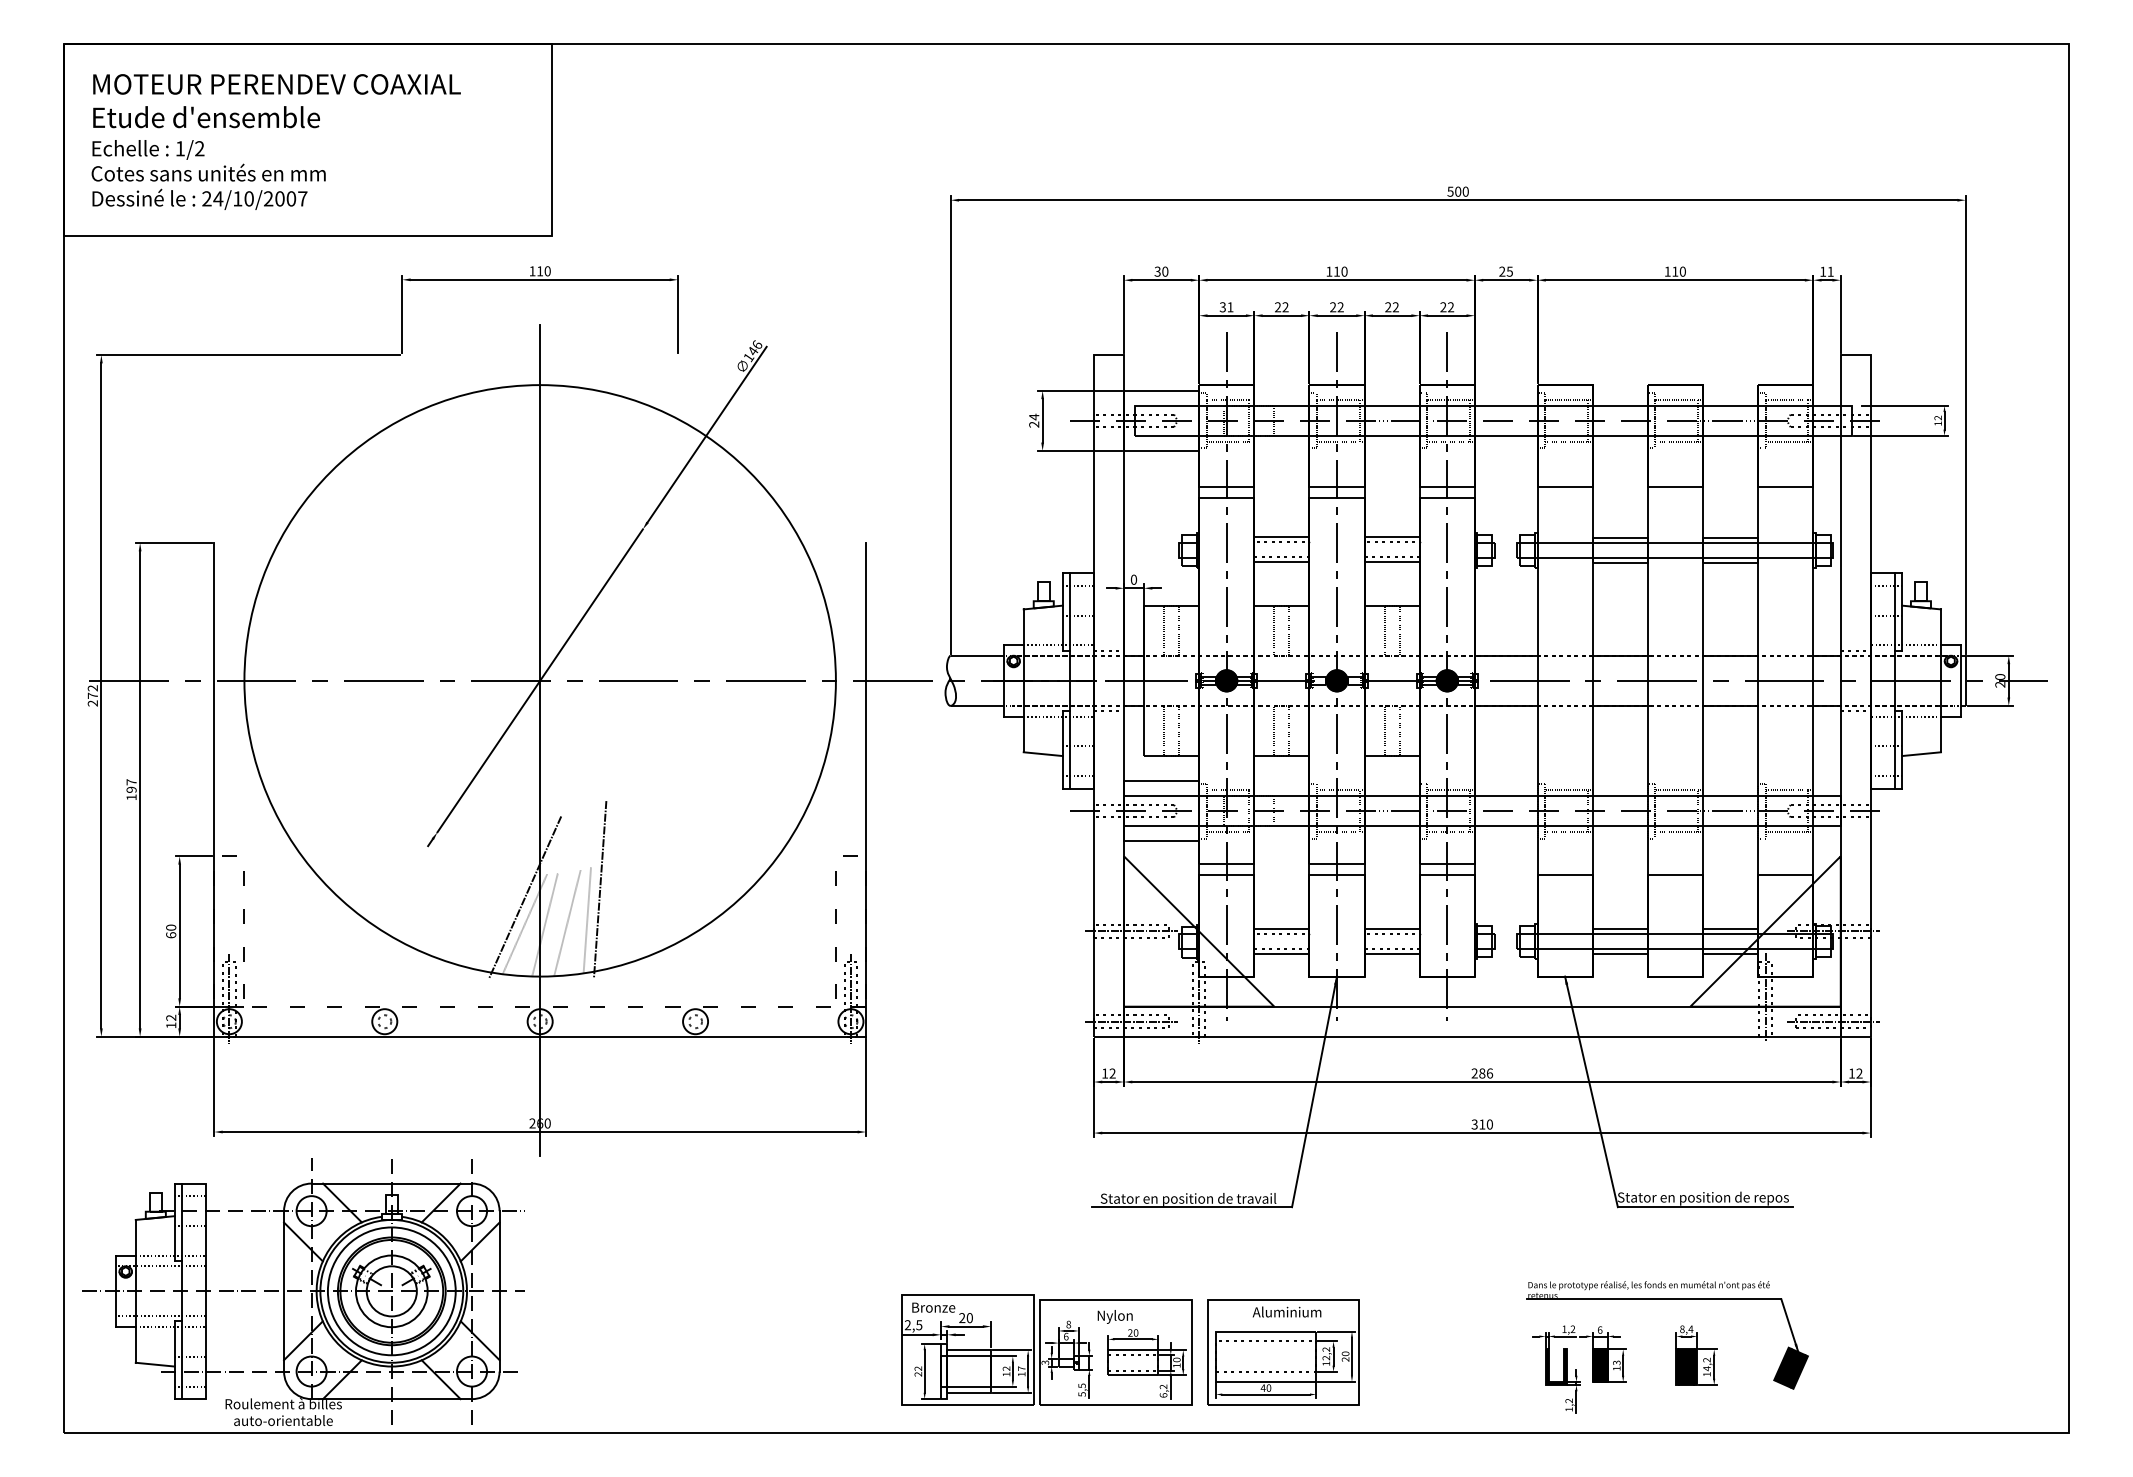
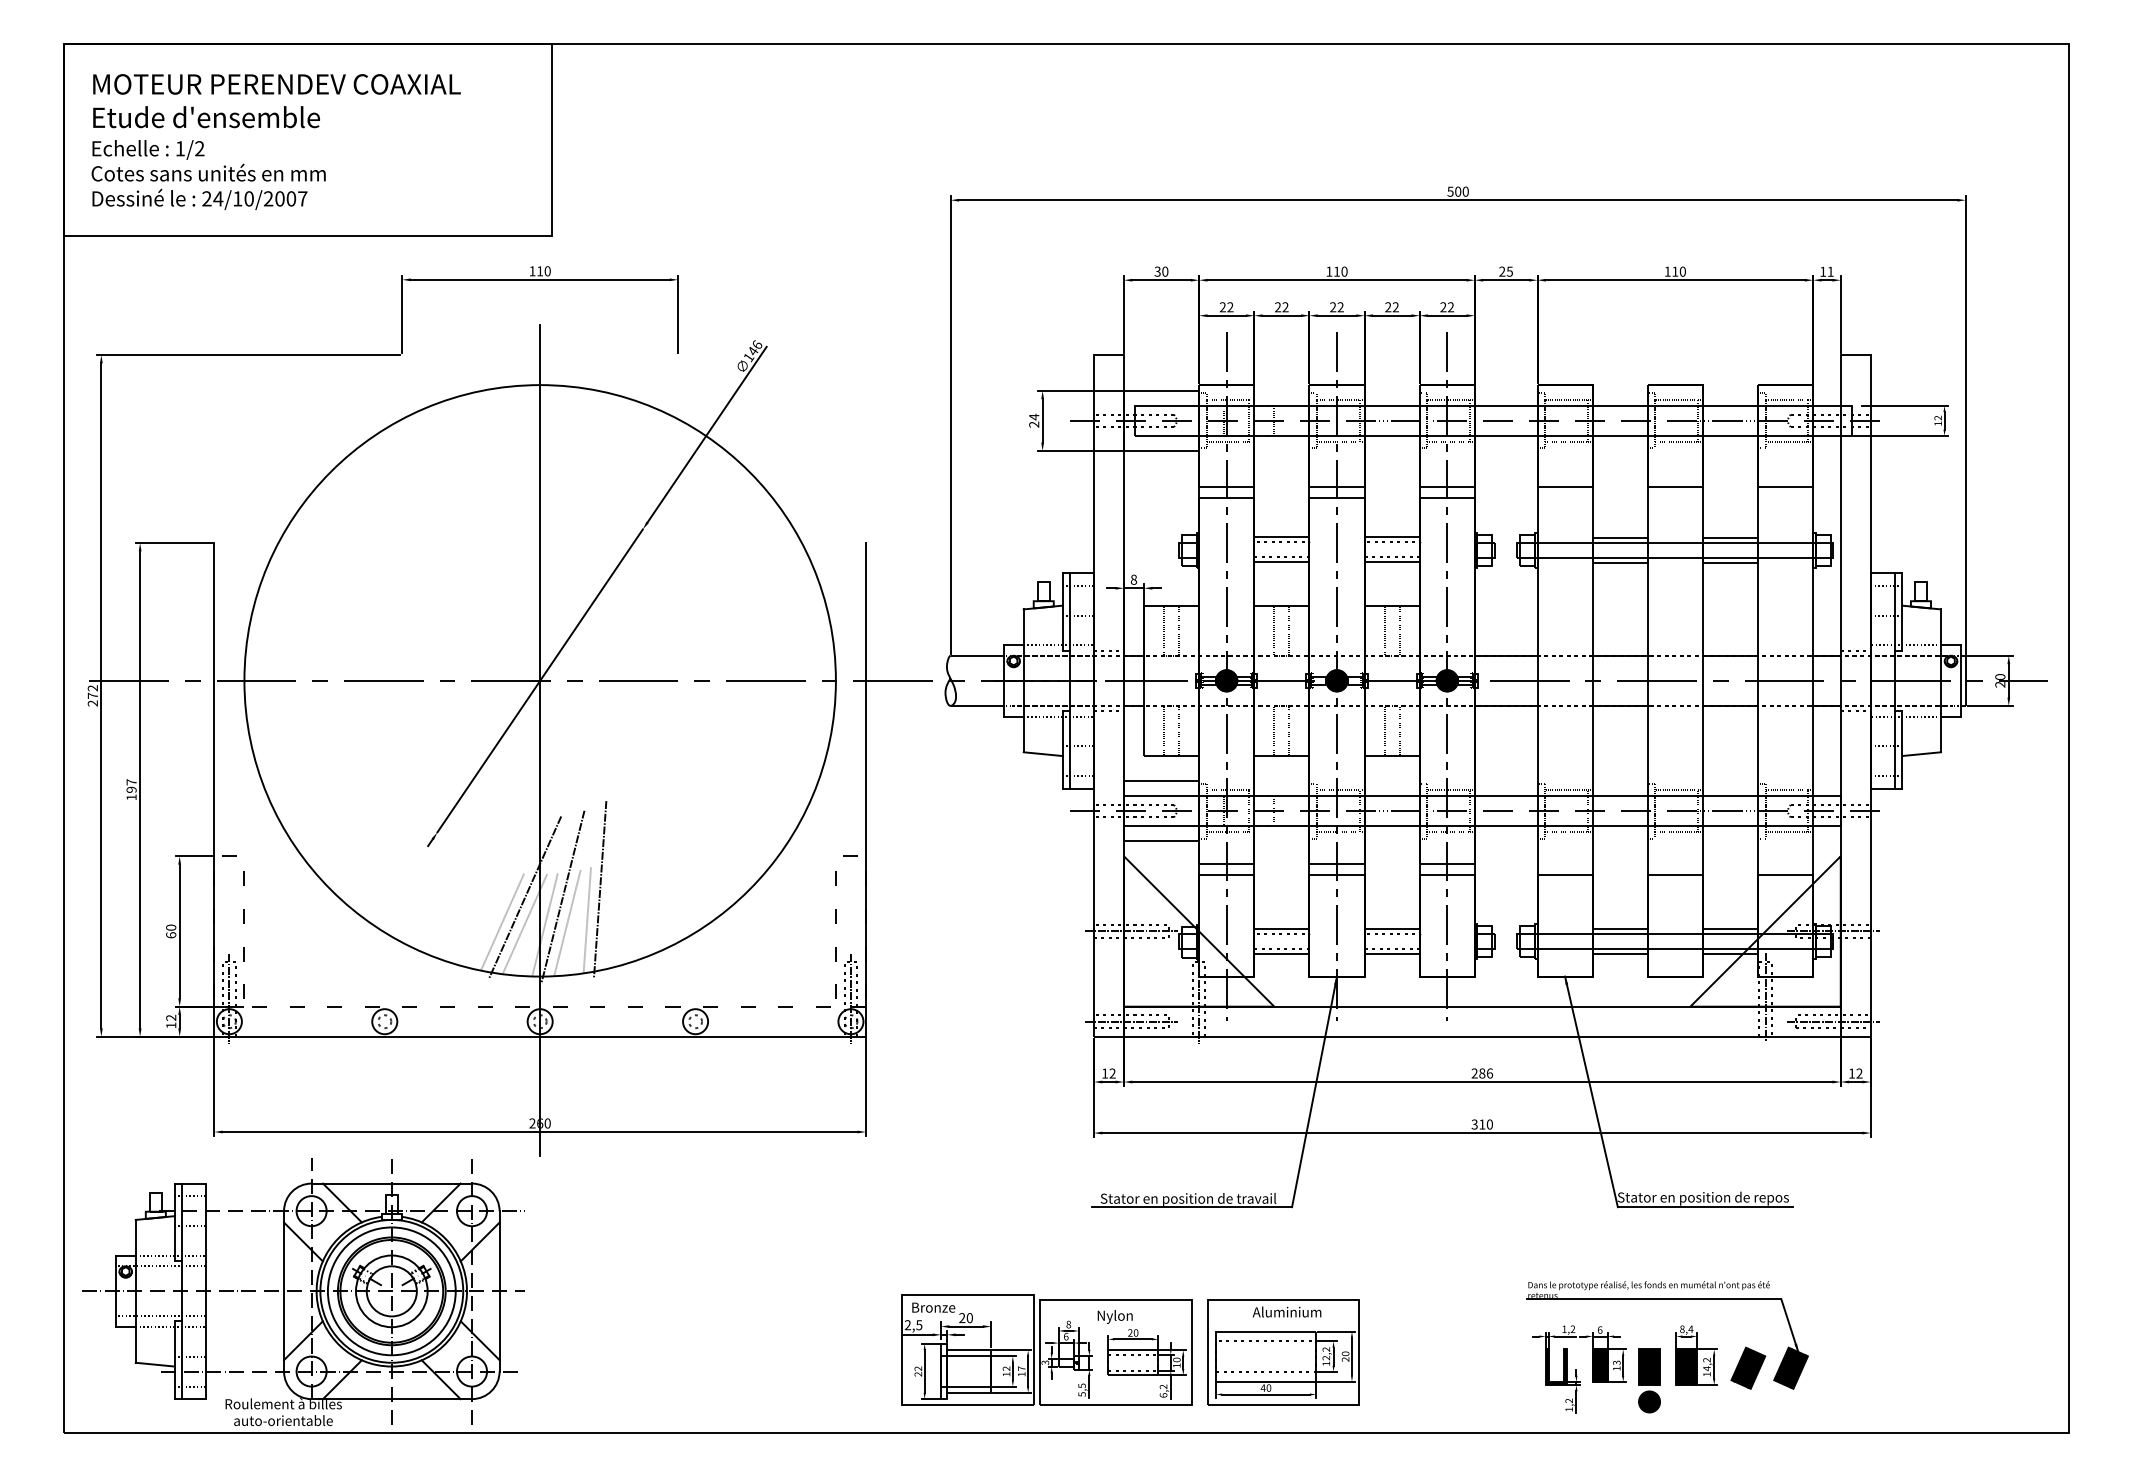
text: 31 -> 22 (1226, 307)
text: 0 -> 8 (1133, 579)
line: none -> present (562, 896)
line: none -> present (502, 921)
part: none -> present (1748, 1367)
part: none -> present (1649, 1380)
